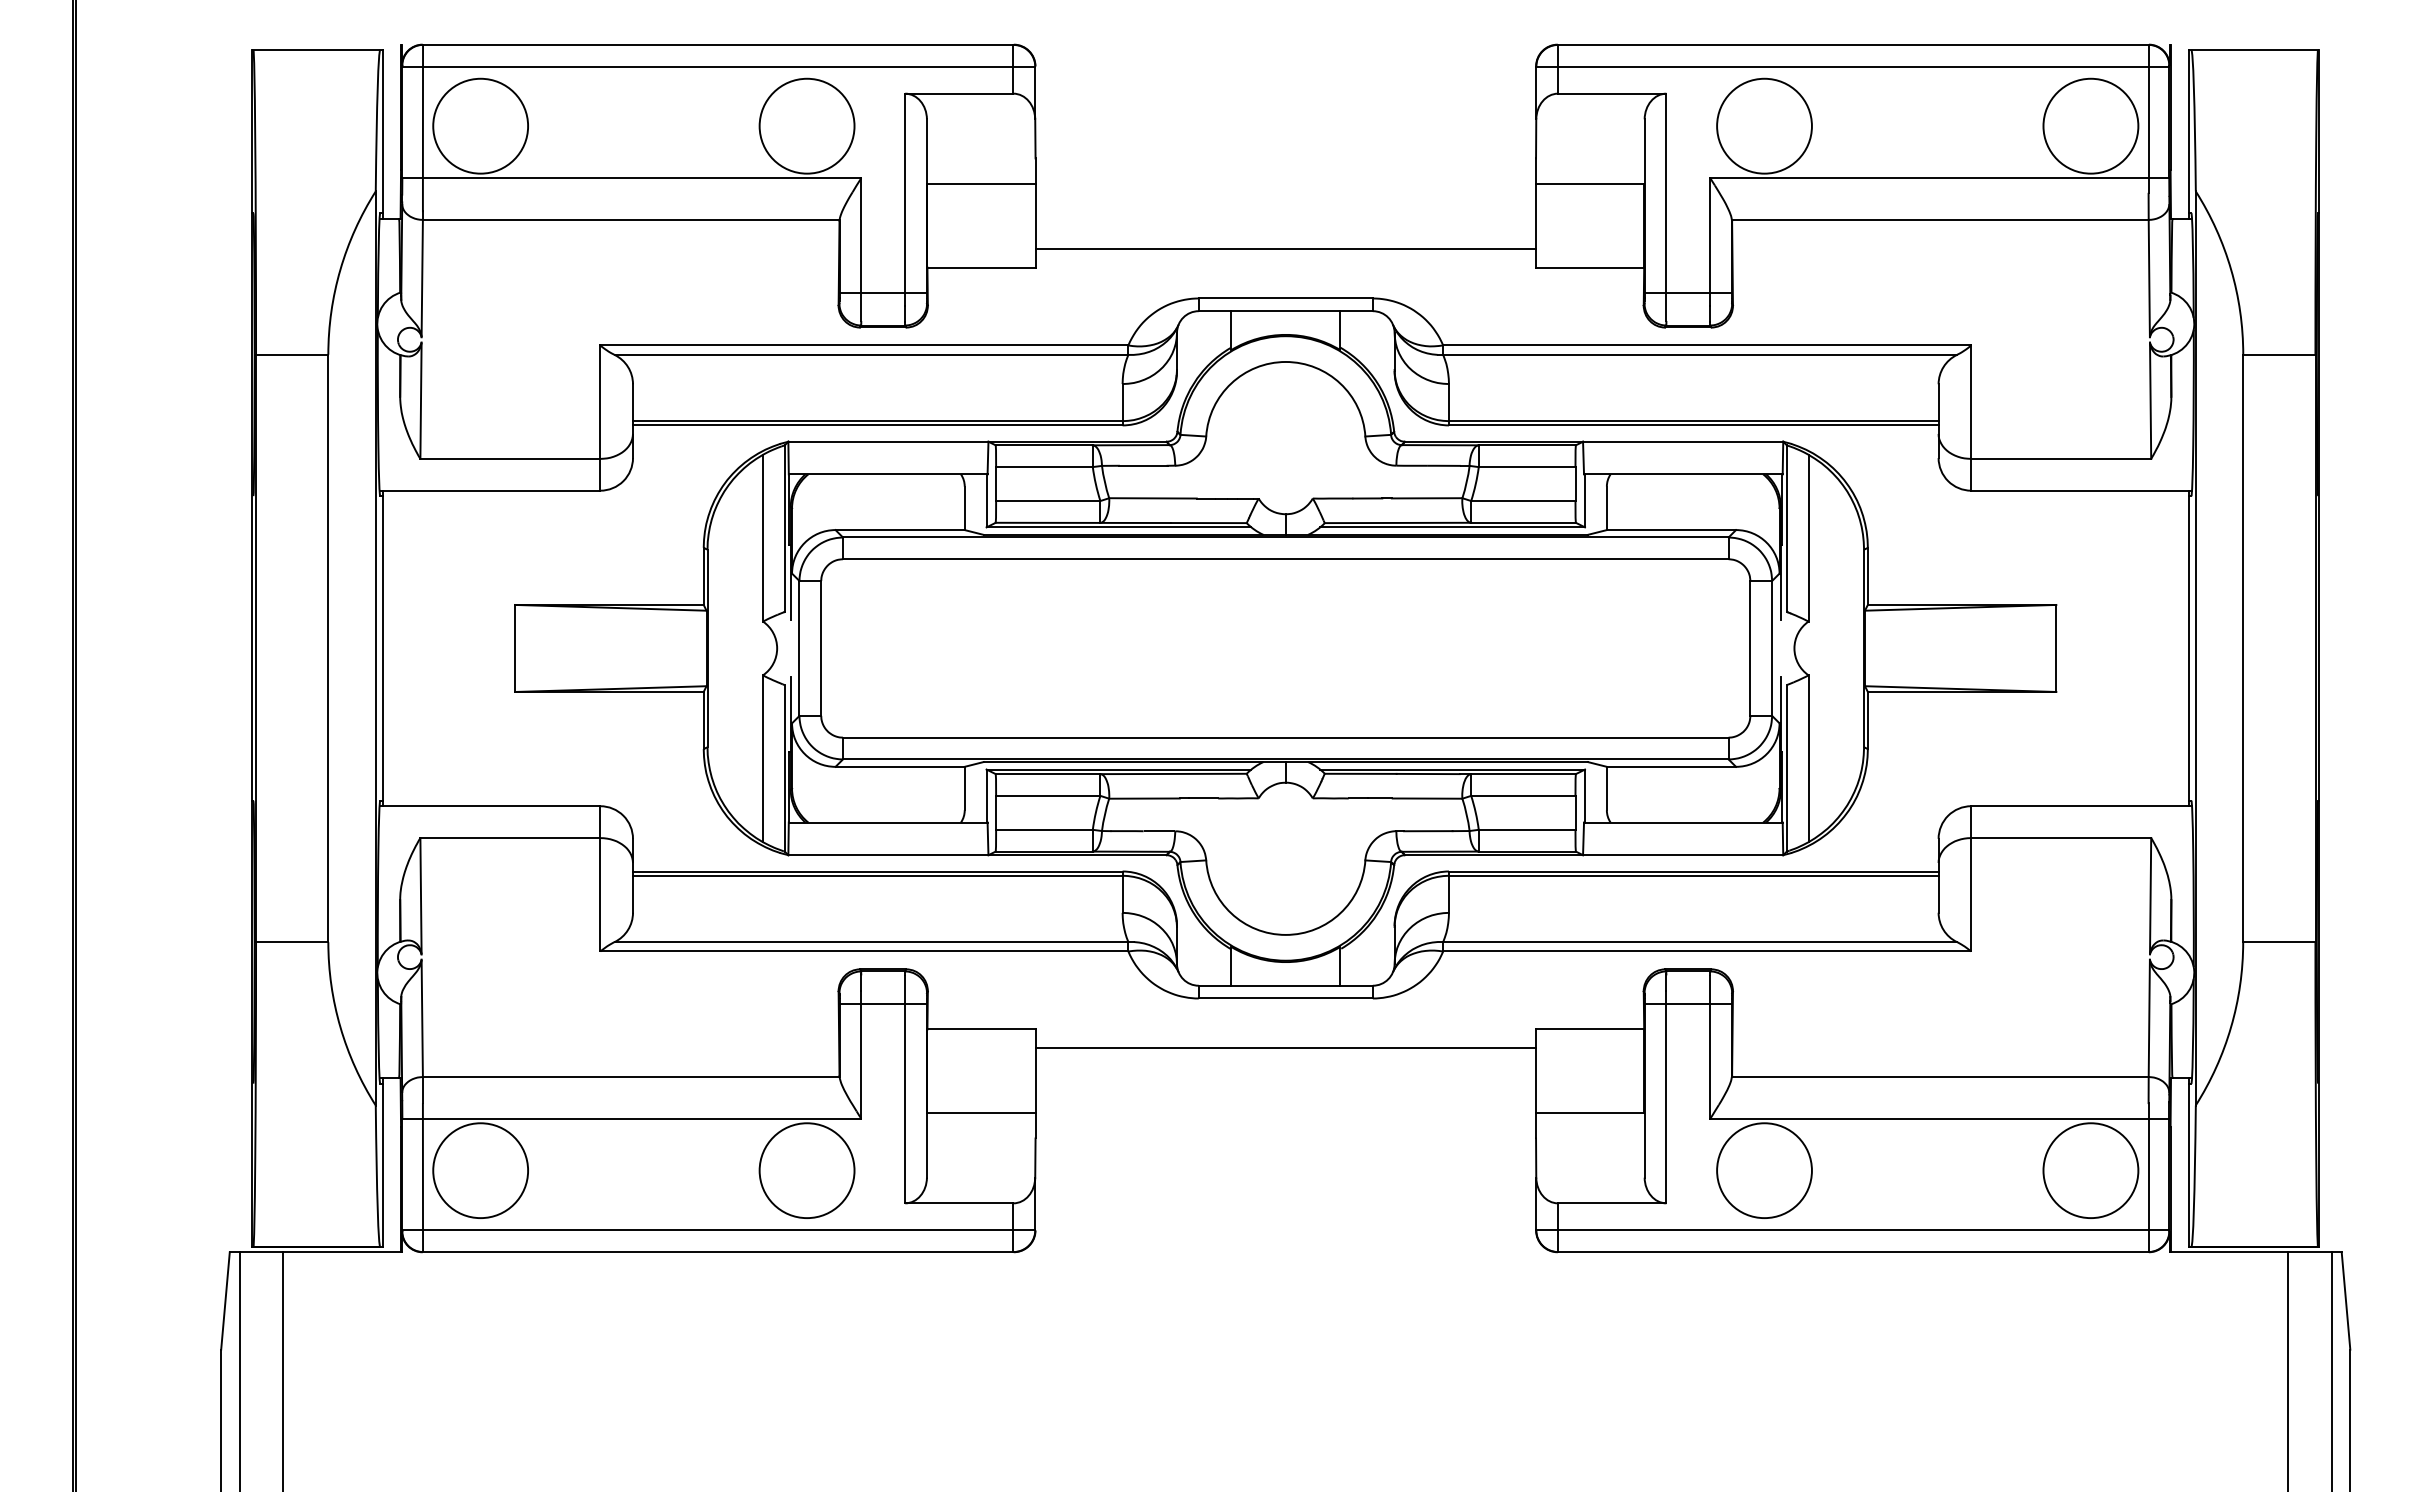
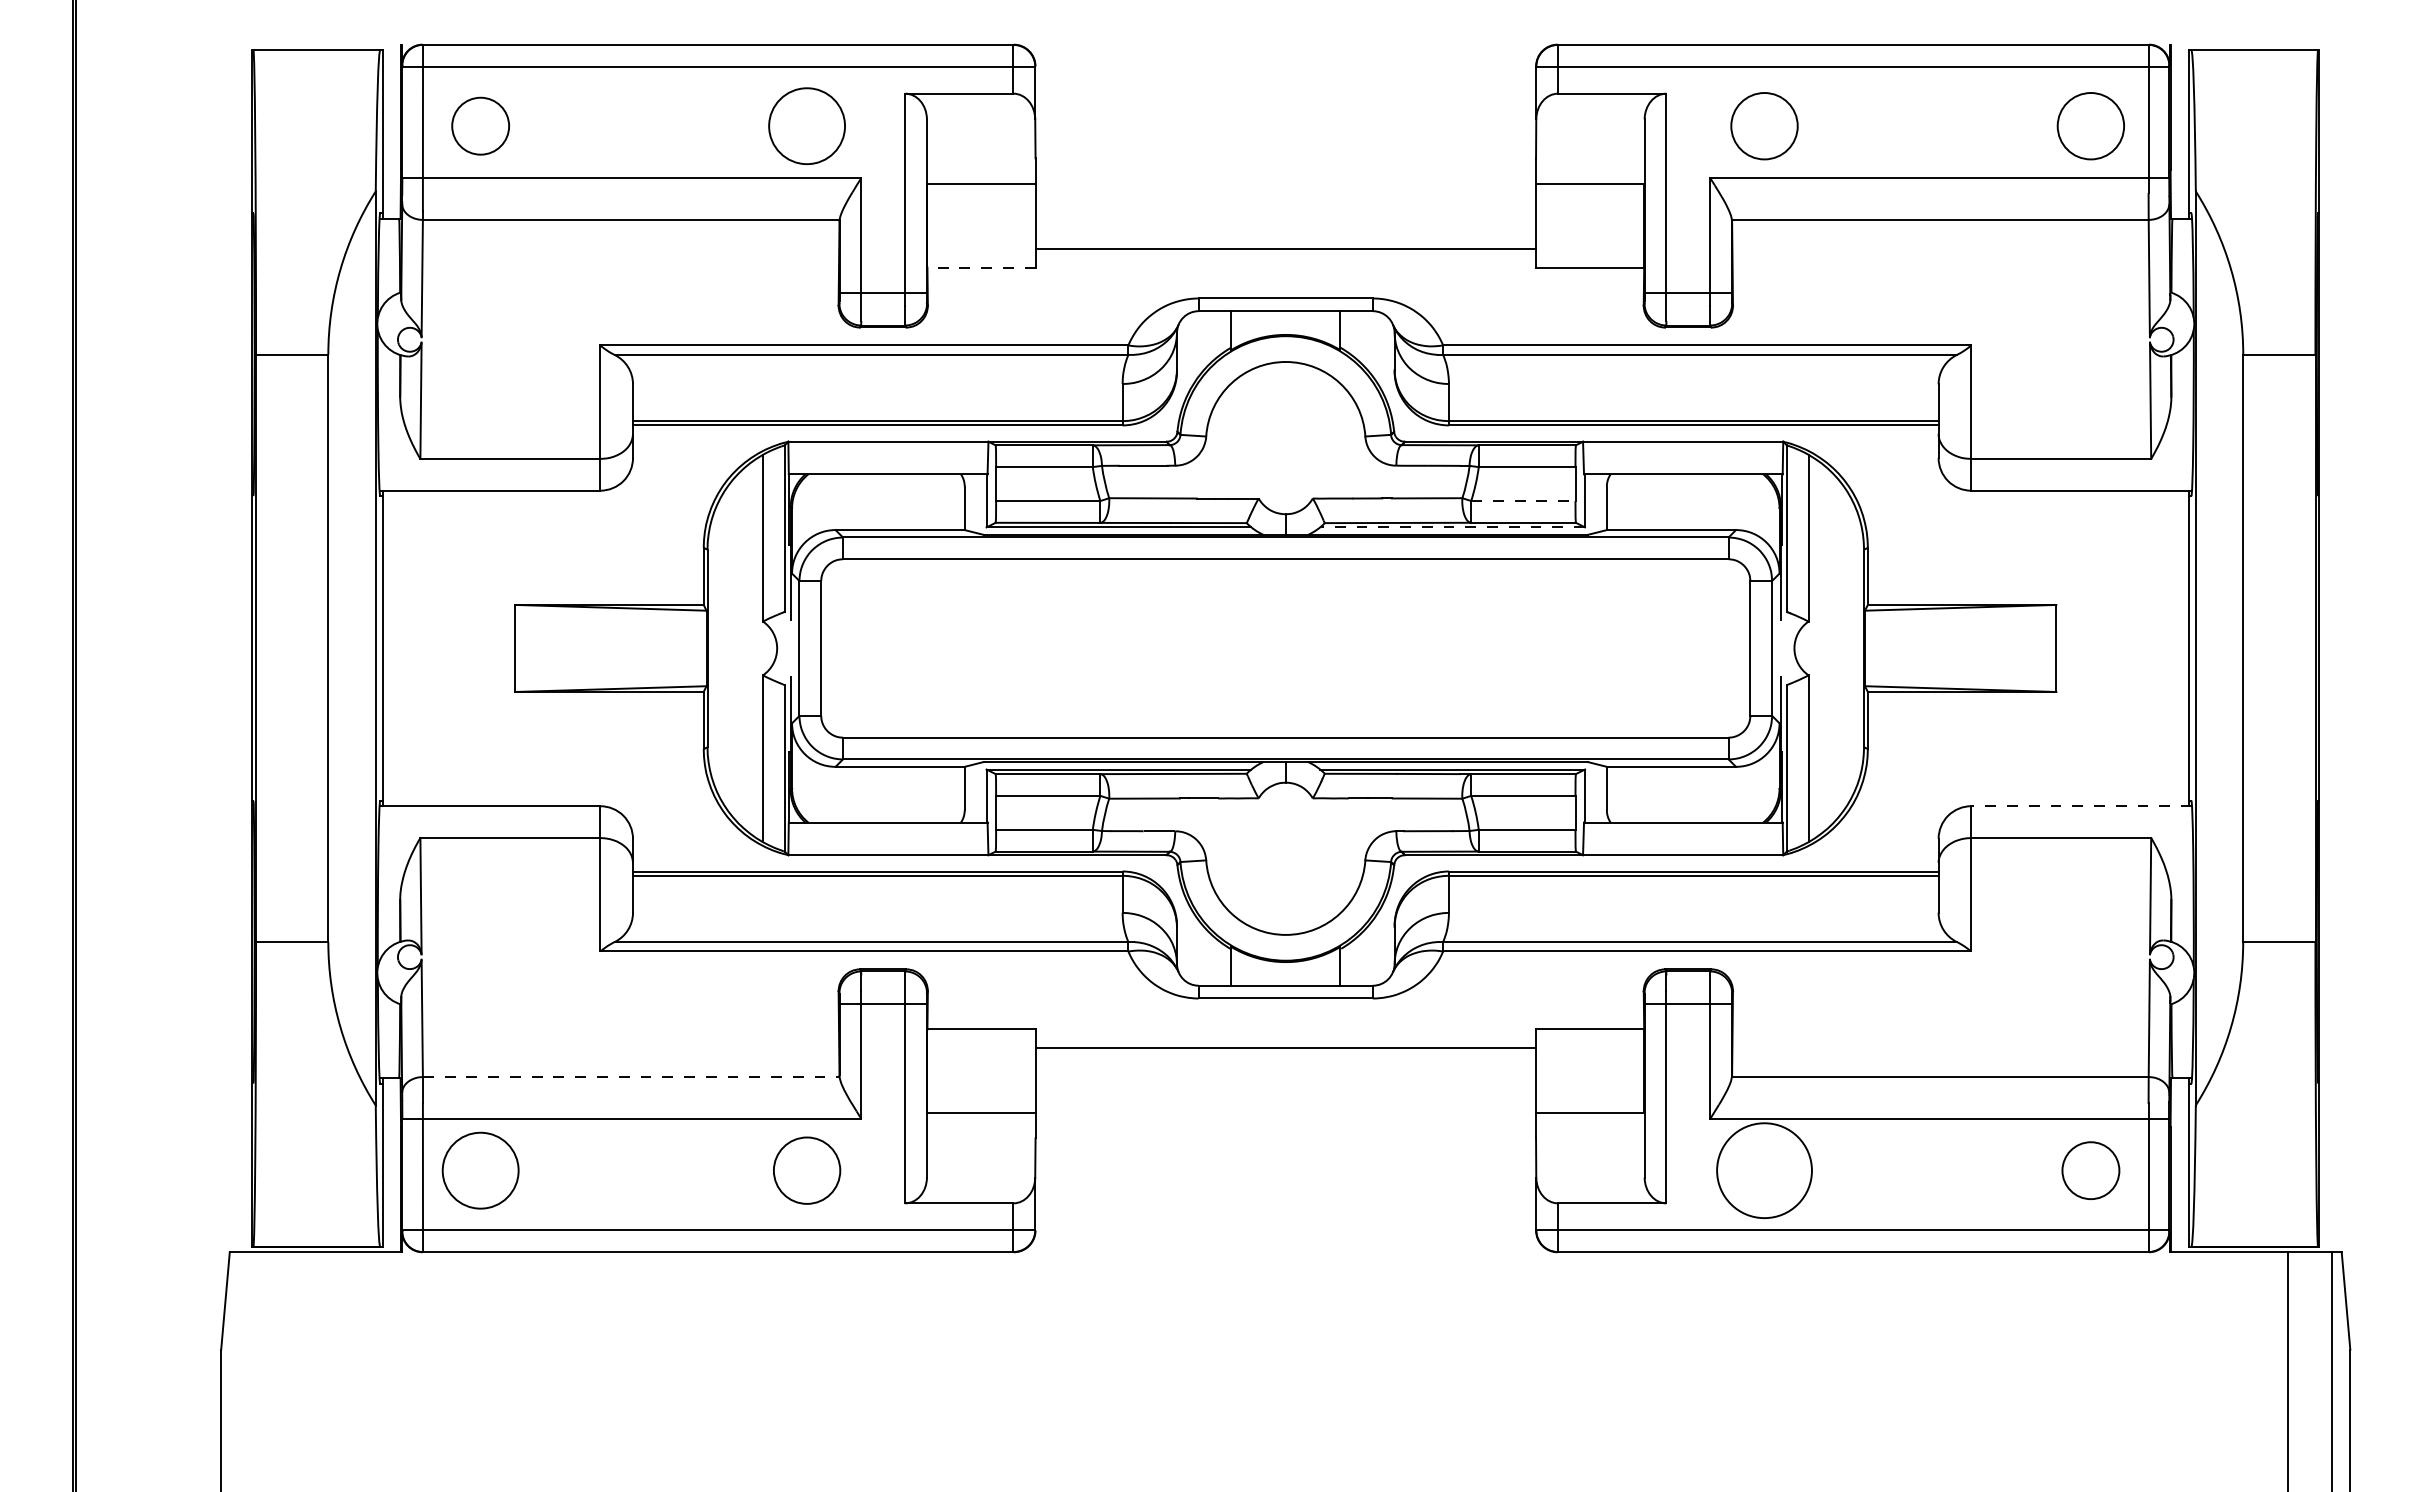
circle diameter: 95 px -> 57 px (480, 125)
circle diameter: 95 px -> 76 px (807, 126)
circle diameter: 95 px -> 66 px (1764, 126)
circle diameter: 95 px -> 66 px (2090, 126)
line: solid -> dashed (981, 267)
line: solid -> dashed (1523, 501)
line: solid -> dashed (1452, 527)
line: solid -> dashed (2081, 806)
line: solid -> dashed (631, 1077)
circle diameter: 95 px -> 76 px (480, 1170)
circle diameter: 95 px -> 66 px (806, 1170)
circle diameter: 95 px -> 57 px (2090, 1170)
line: present -> none (240, 1370)
line: present -> none (283, 1370)
